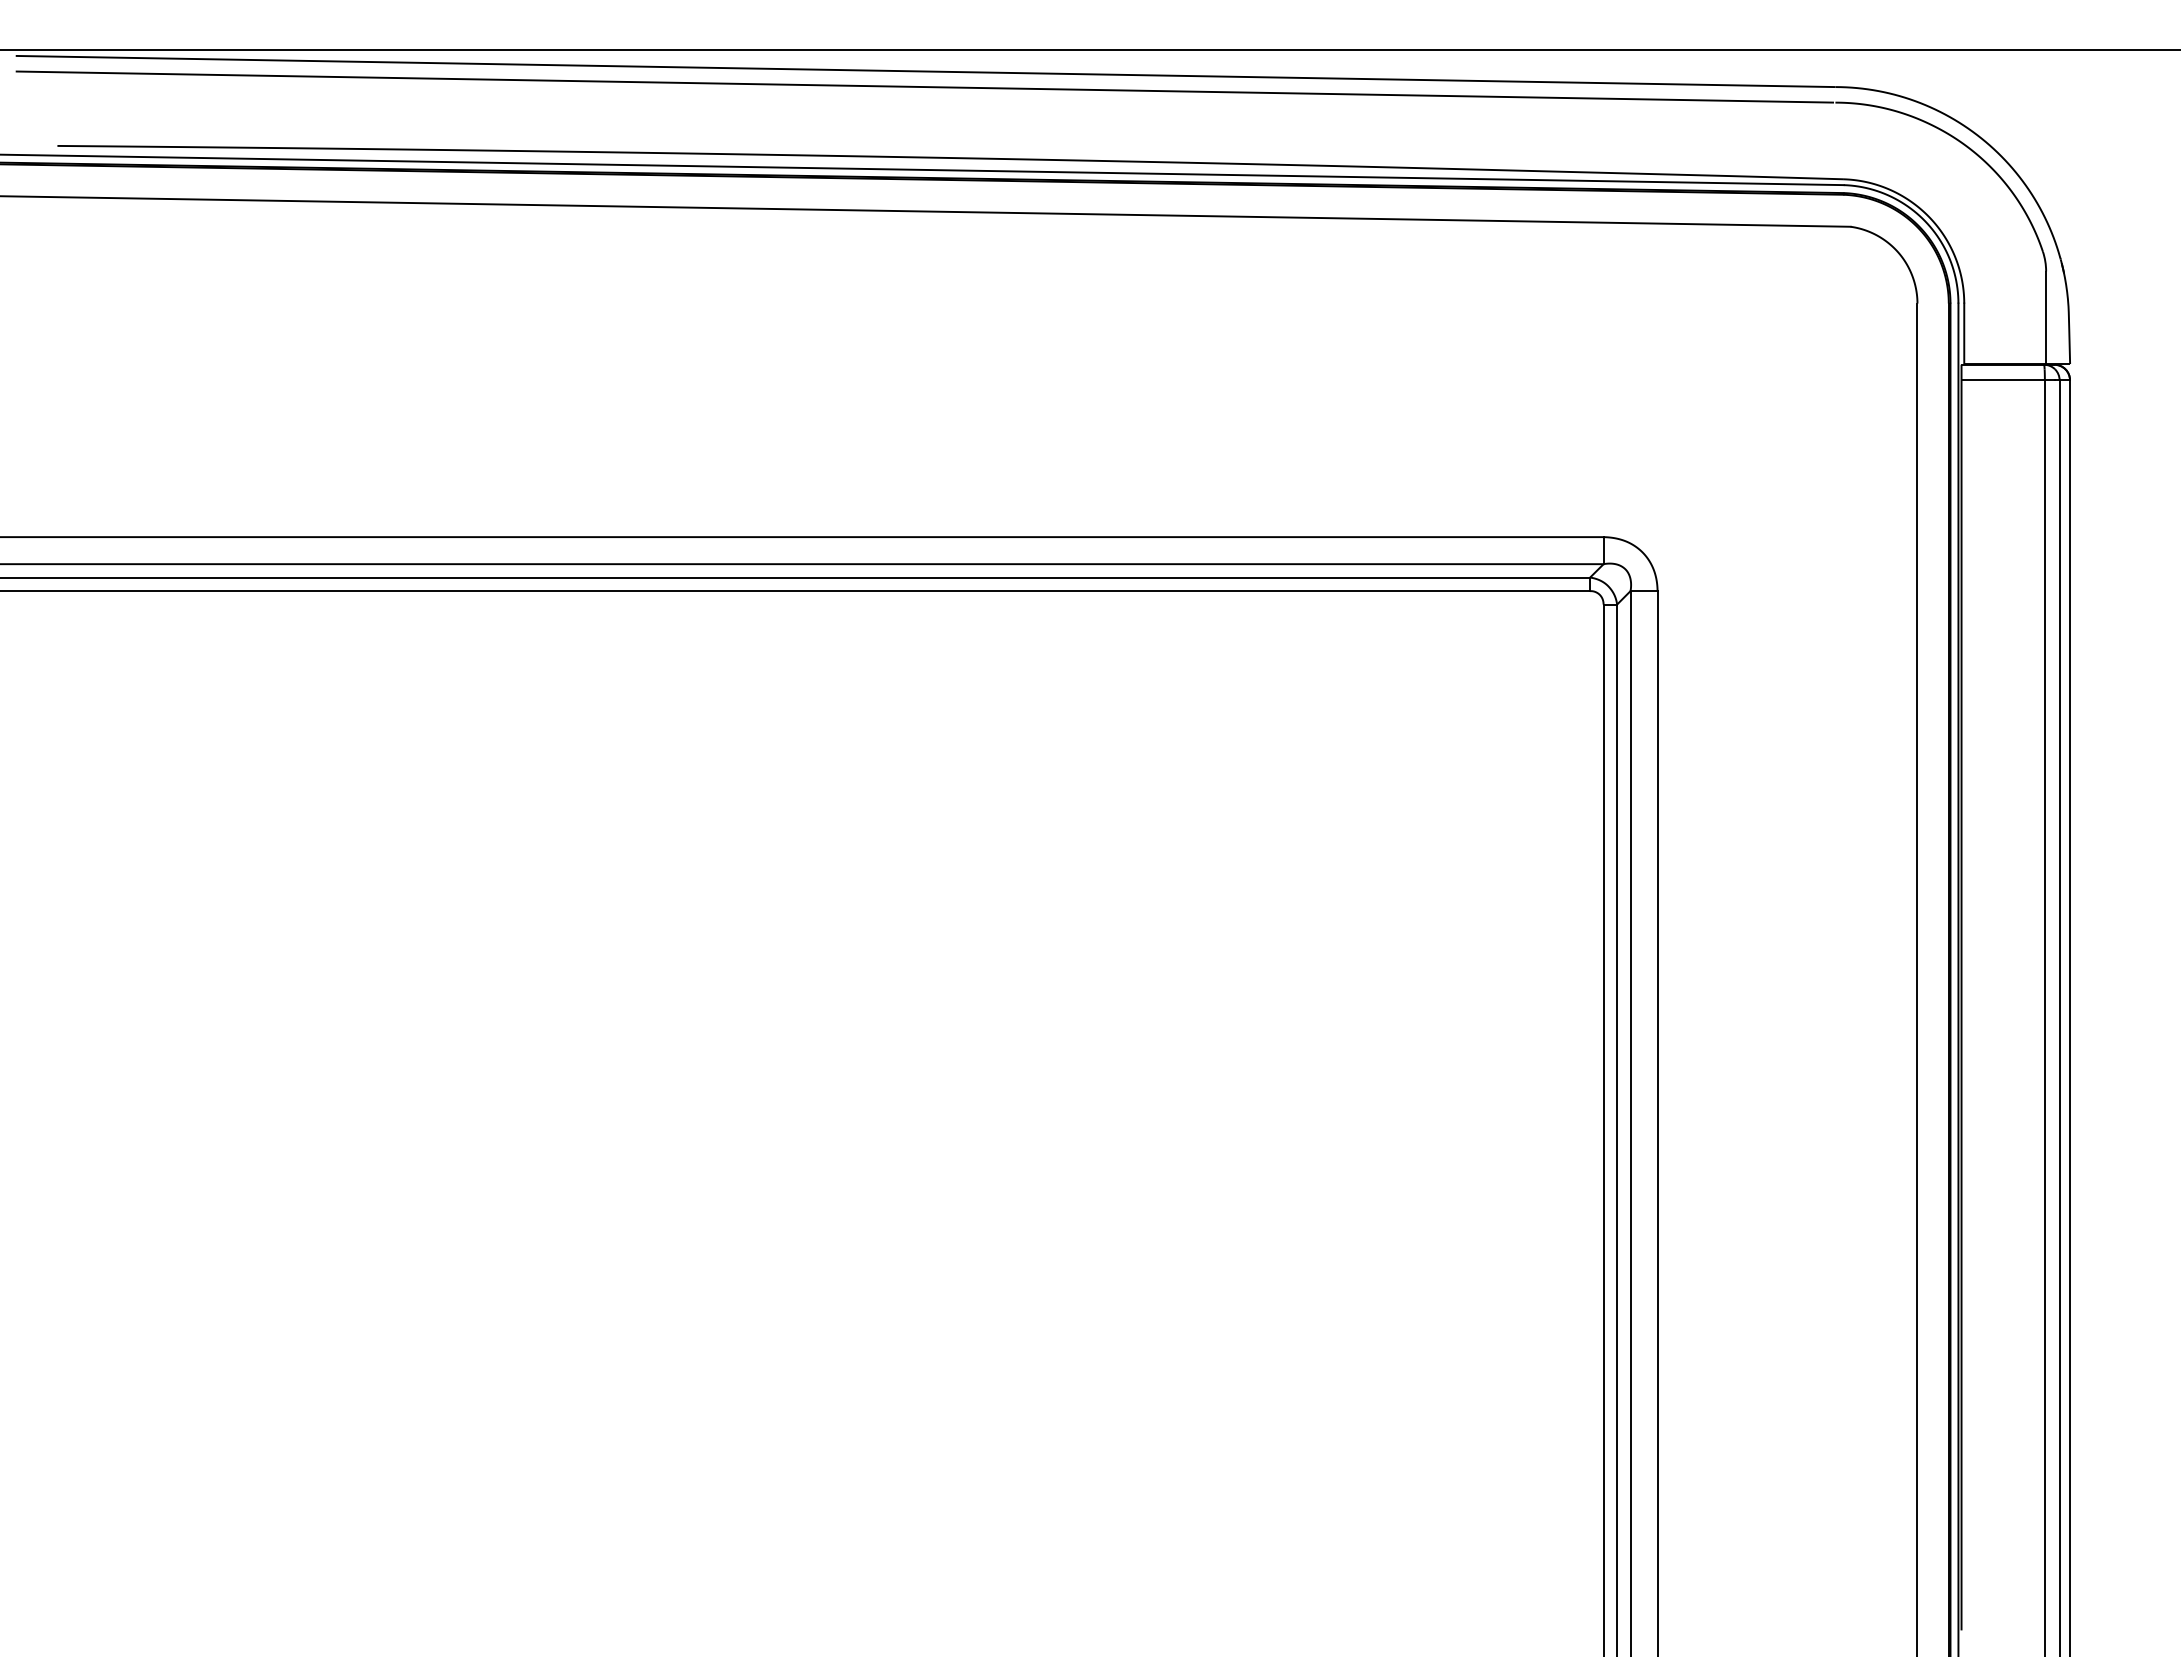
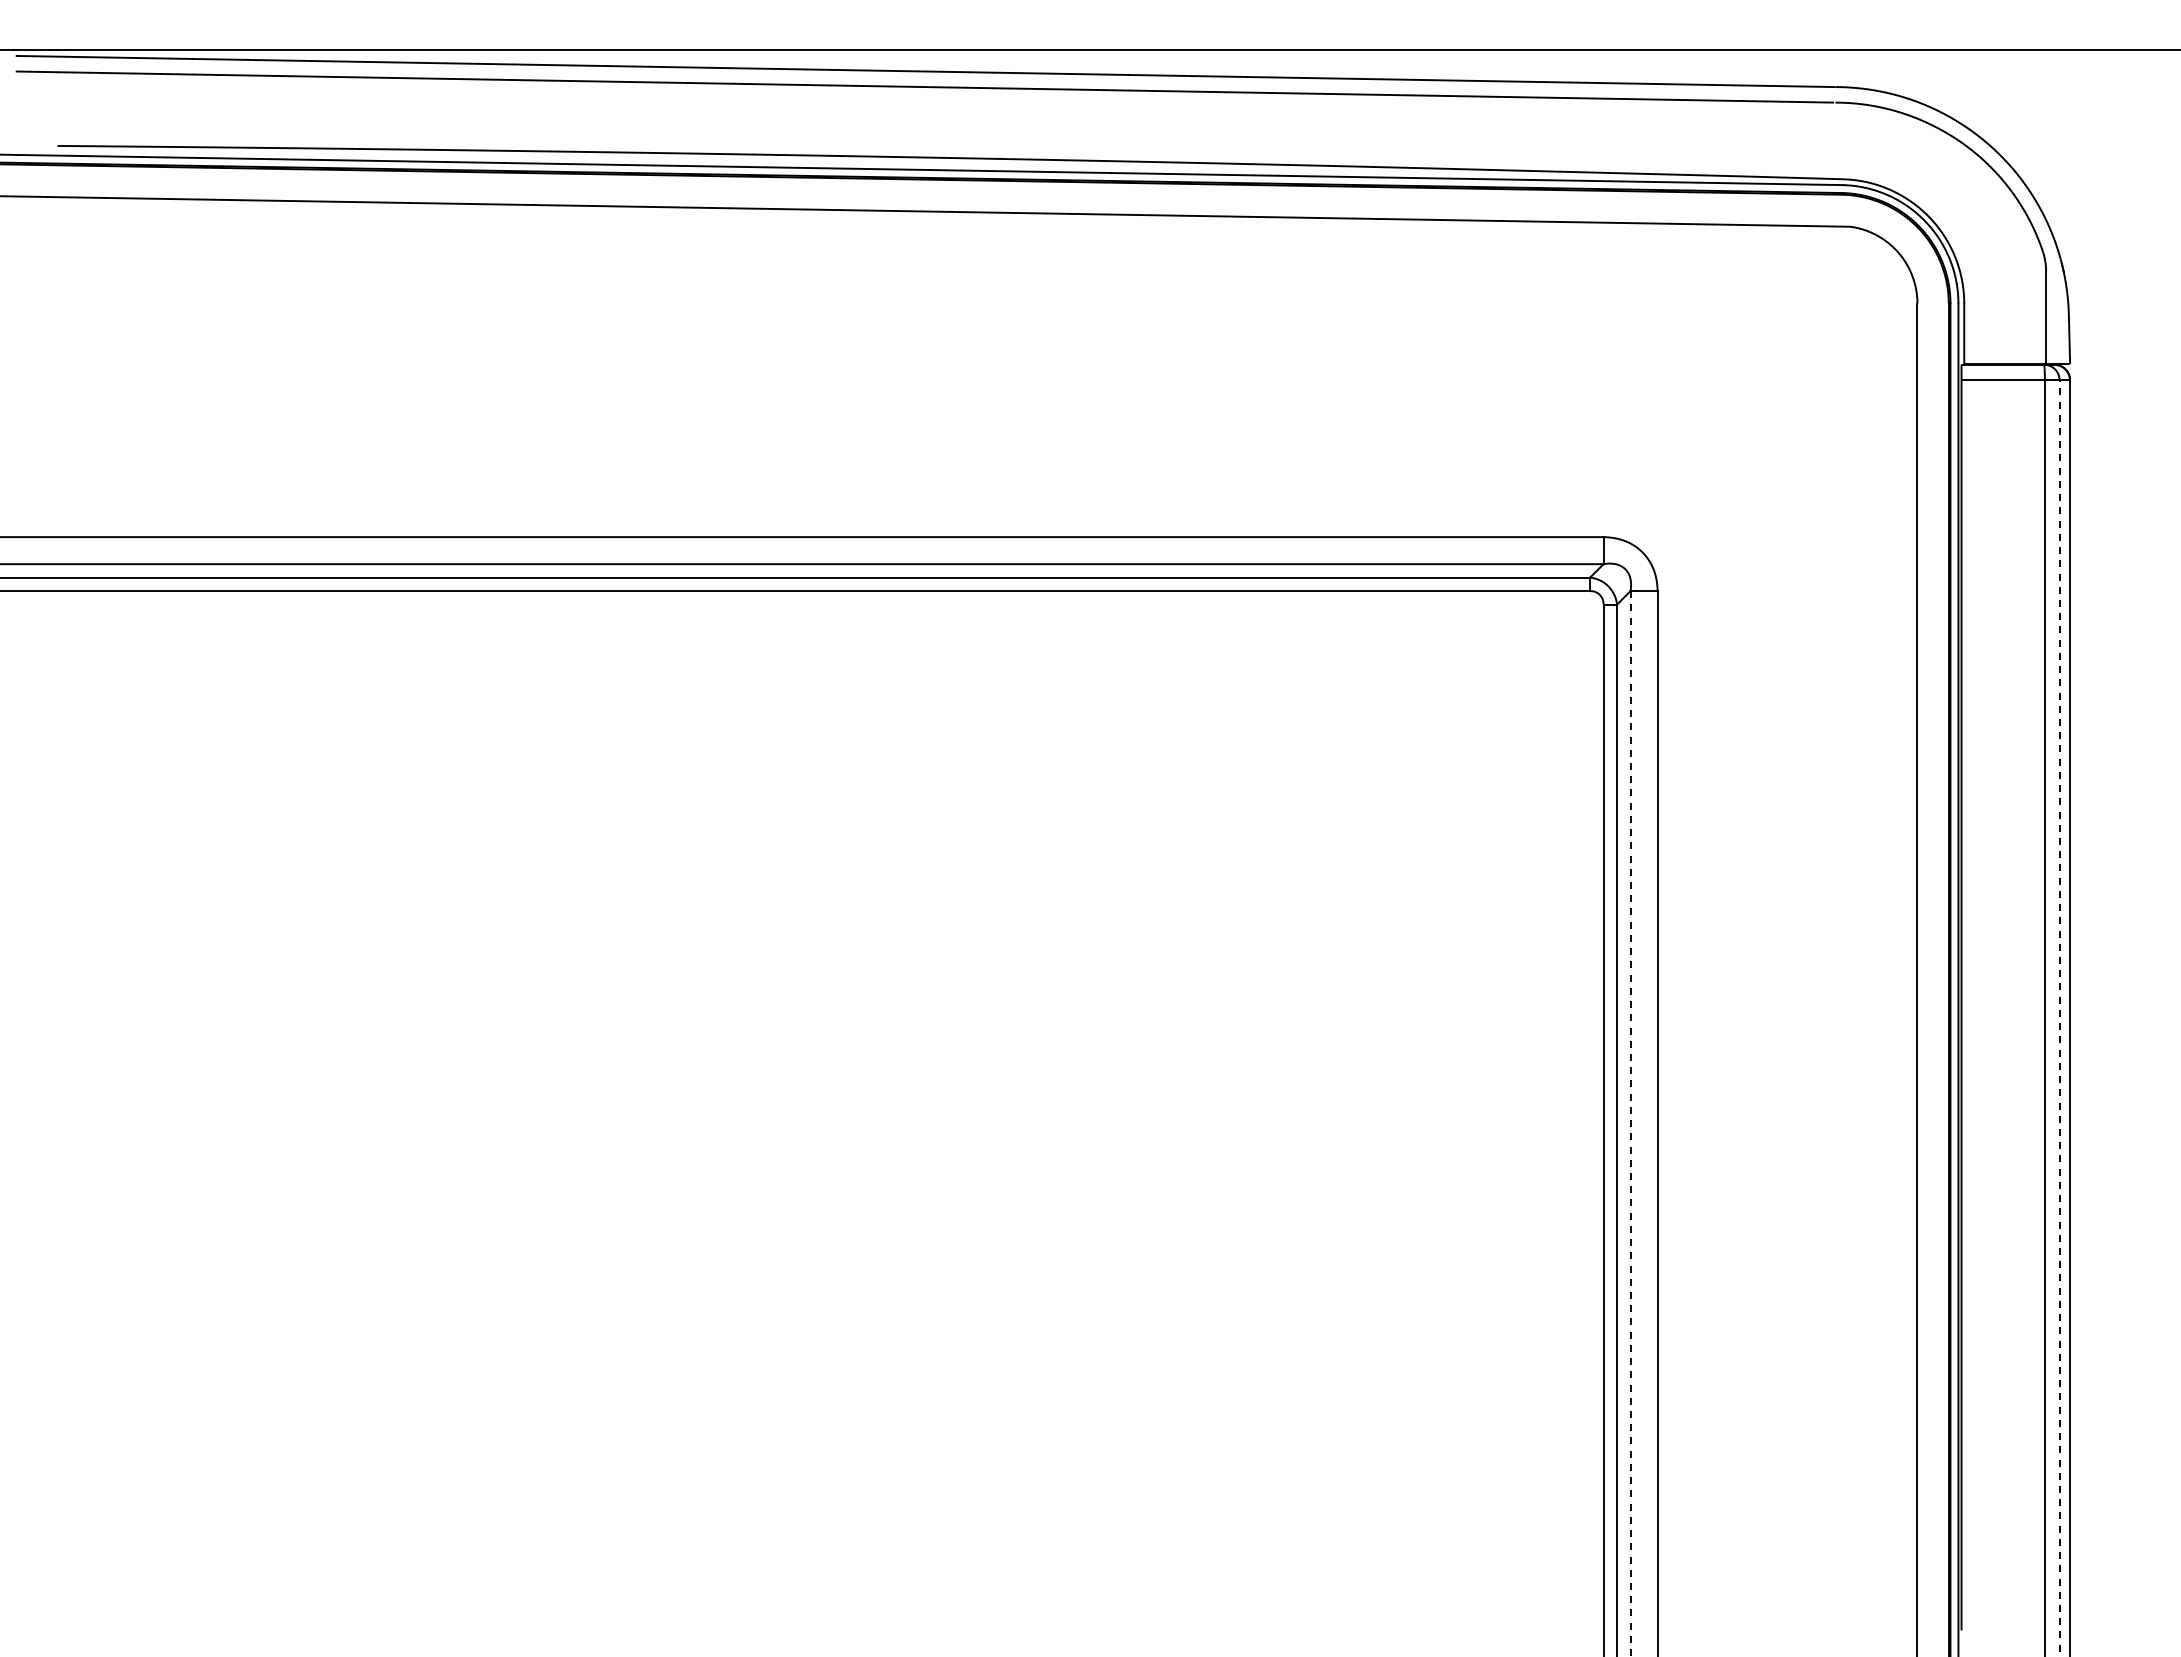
line: solid -> dashed (2059, 1018)
line: solid -> dashed (1630, 1123)
